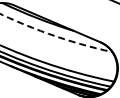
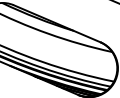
arc: dashed -> solid (54, 35)
